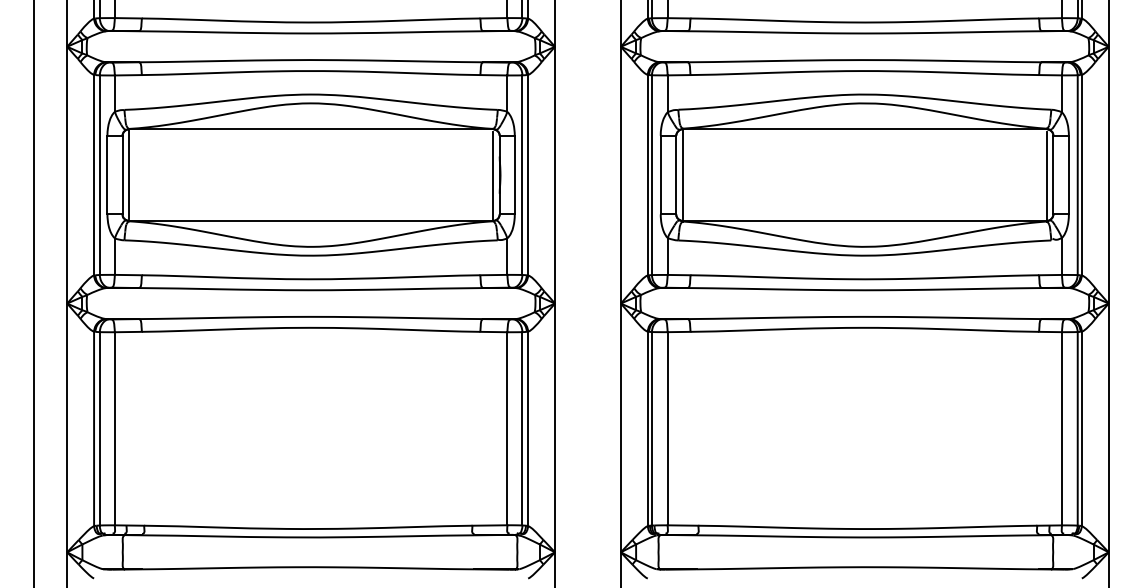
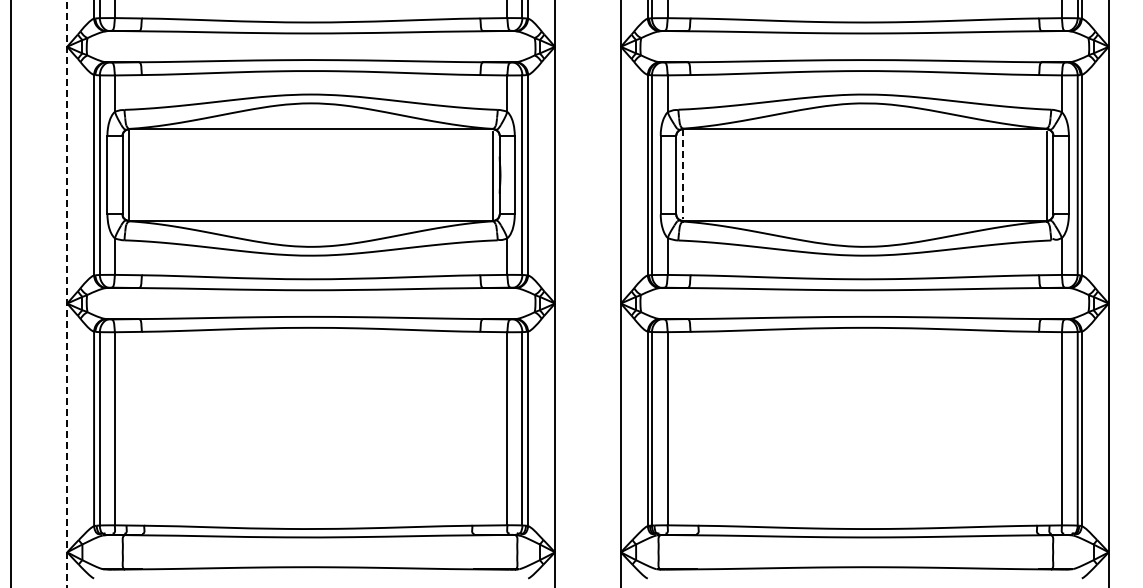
line: solid -> dashed (682, 173)
line position: (34, 293) -> (11, 293) (11, 293)
line: solid -> dashed (67, 294)
